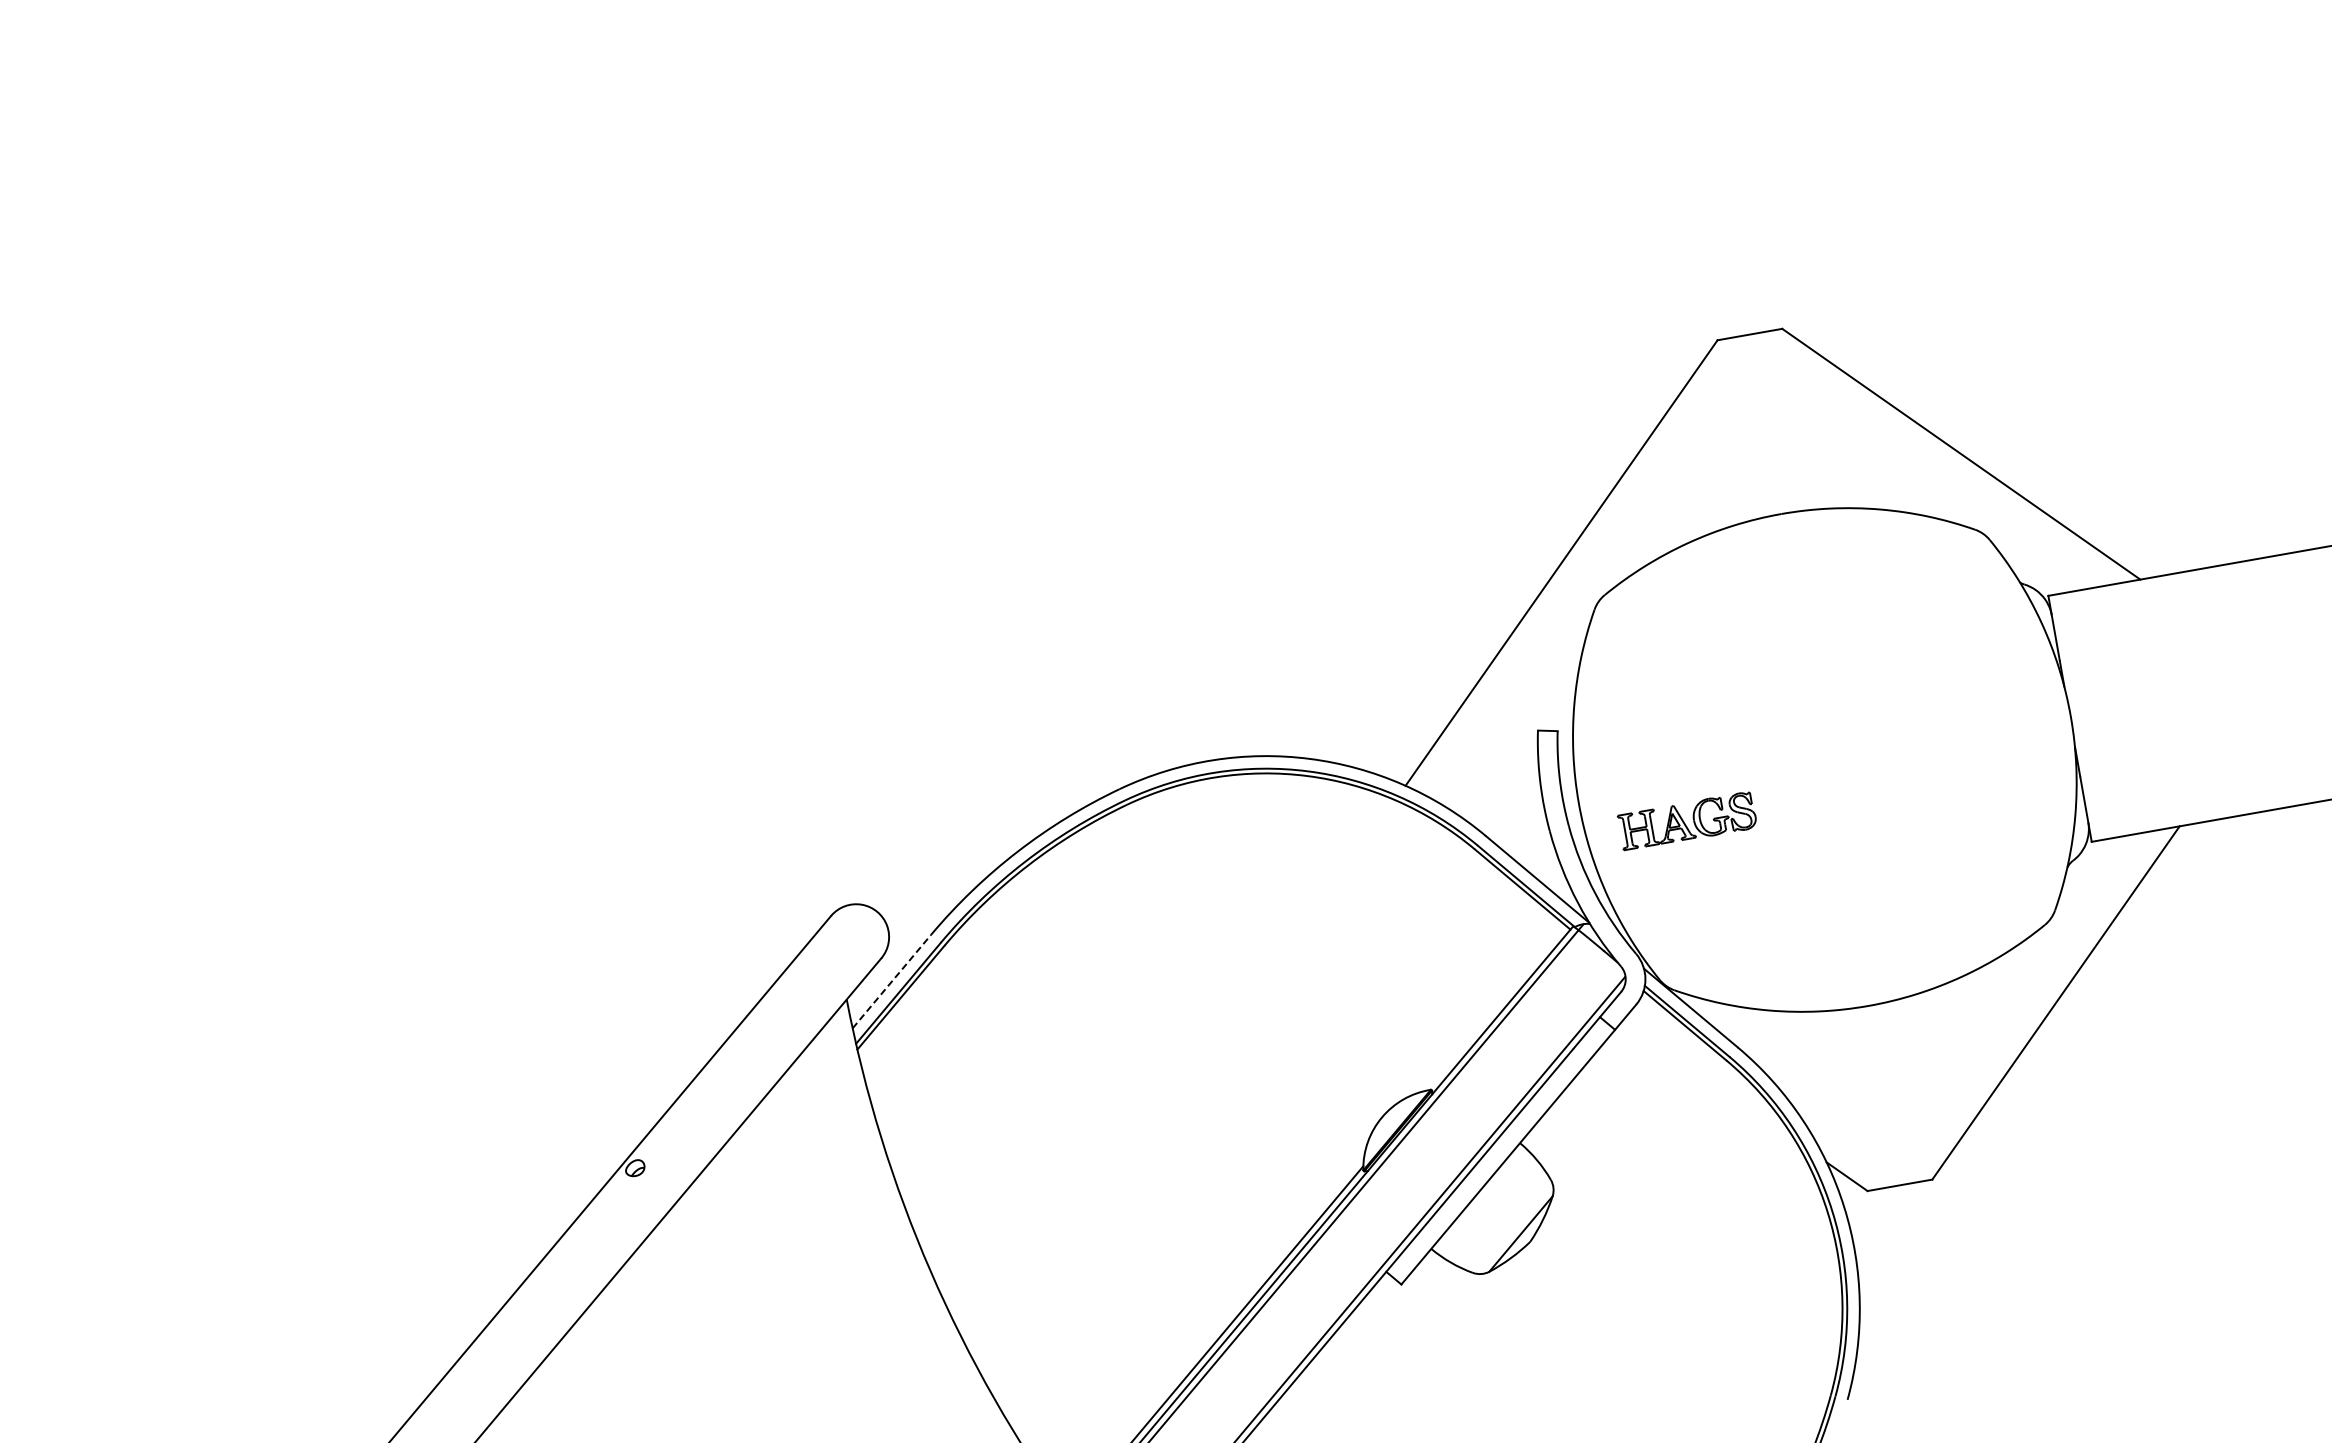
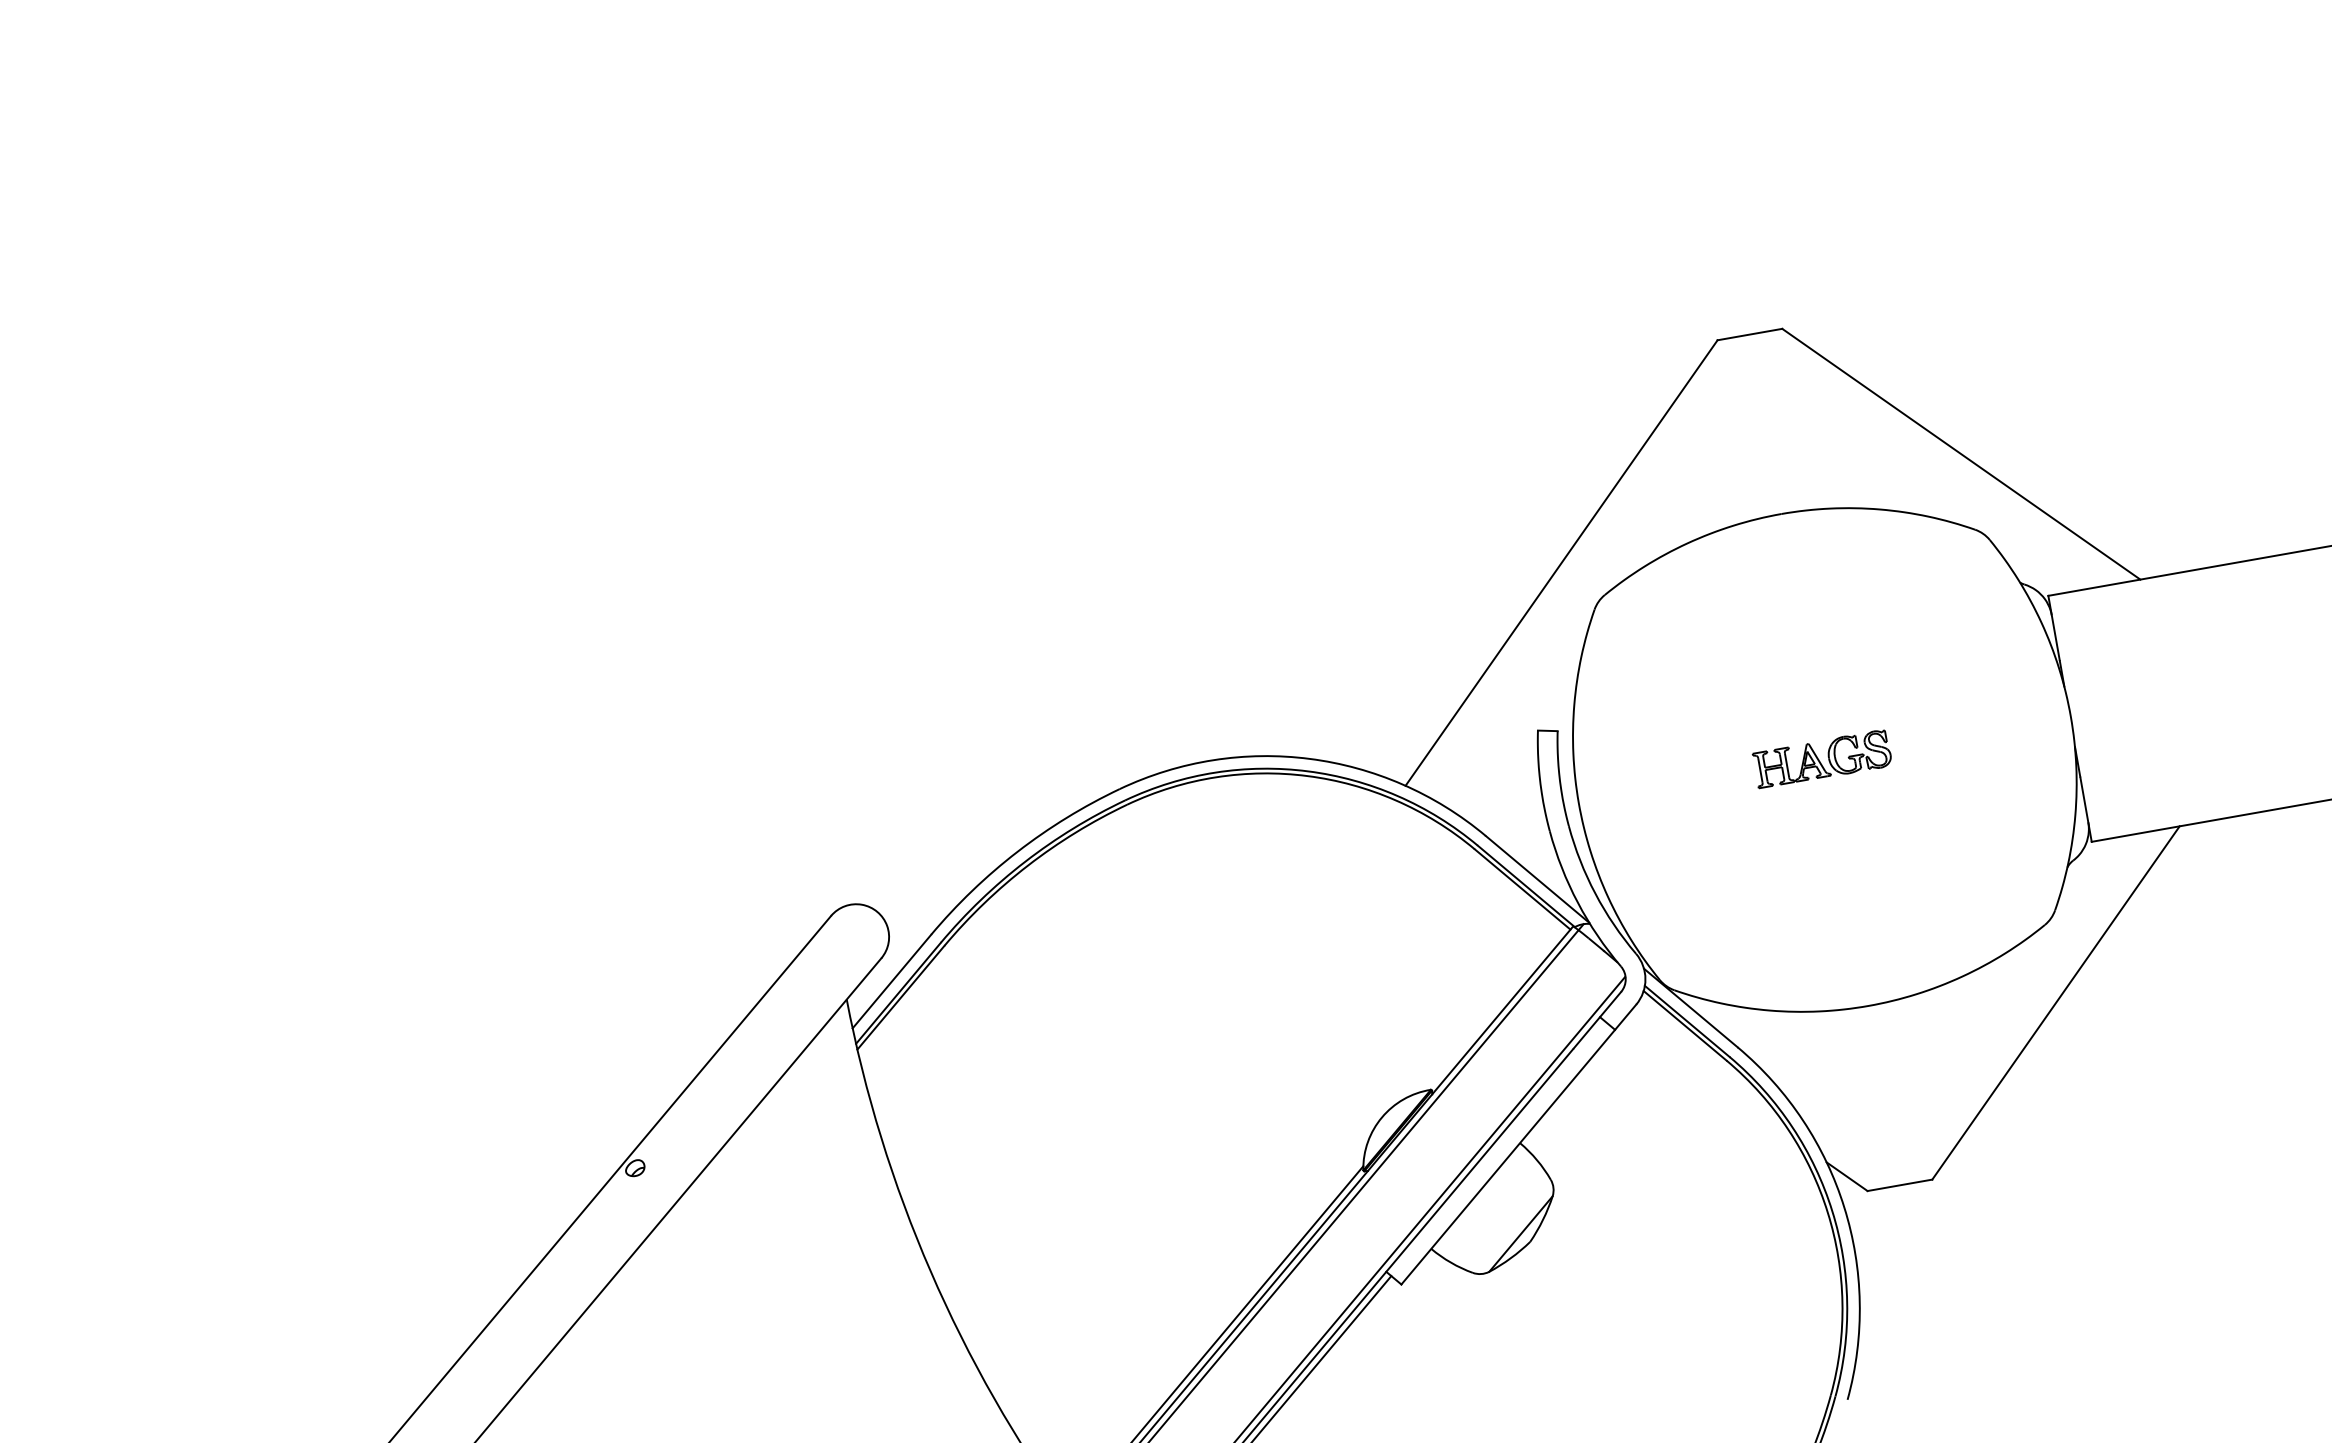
part position: (1686, 821) -> (1821, 759) (1821, 759)
line: dashed -> solid (892, 981)
line: none -> present (1322, 1357)
